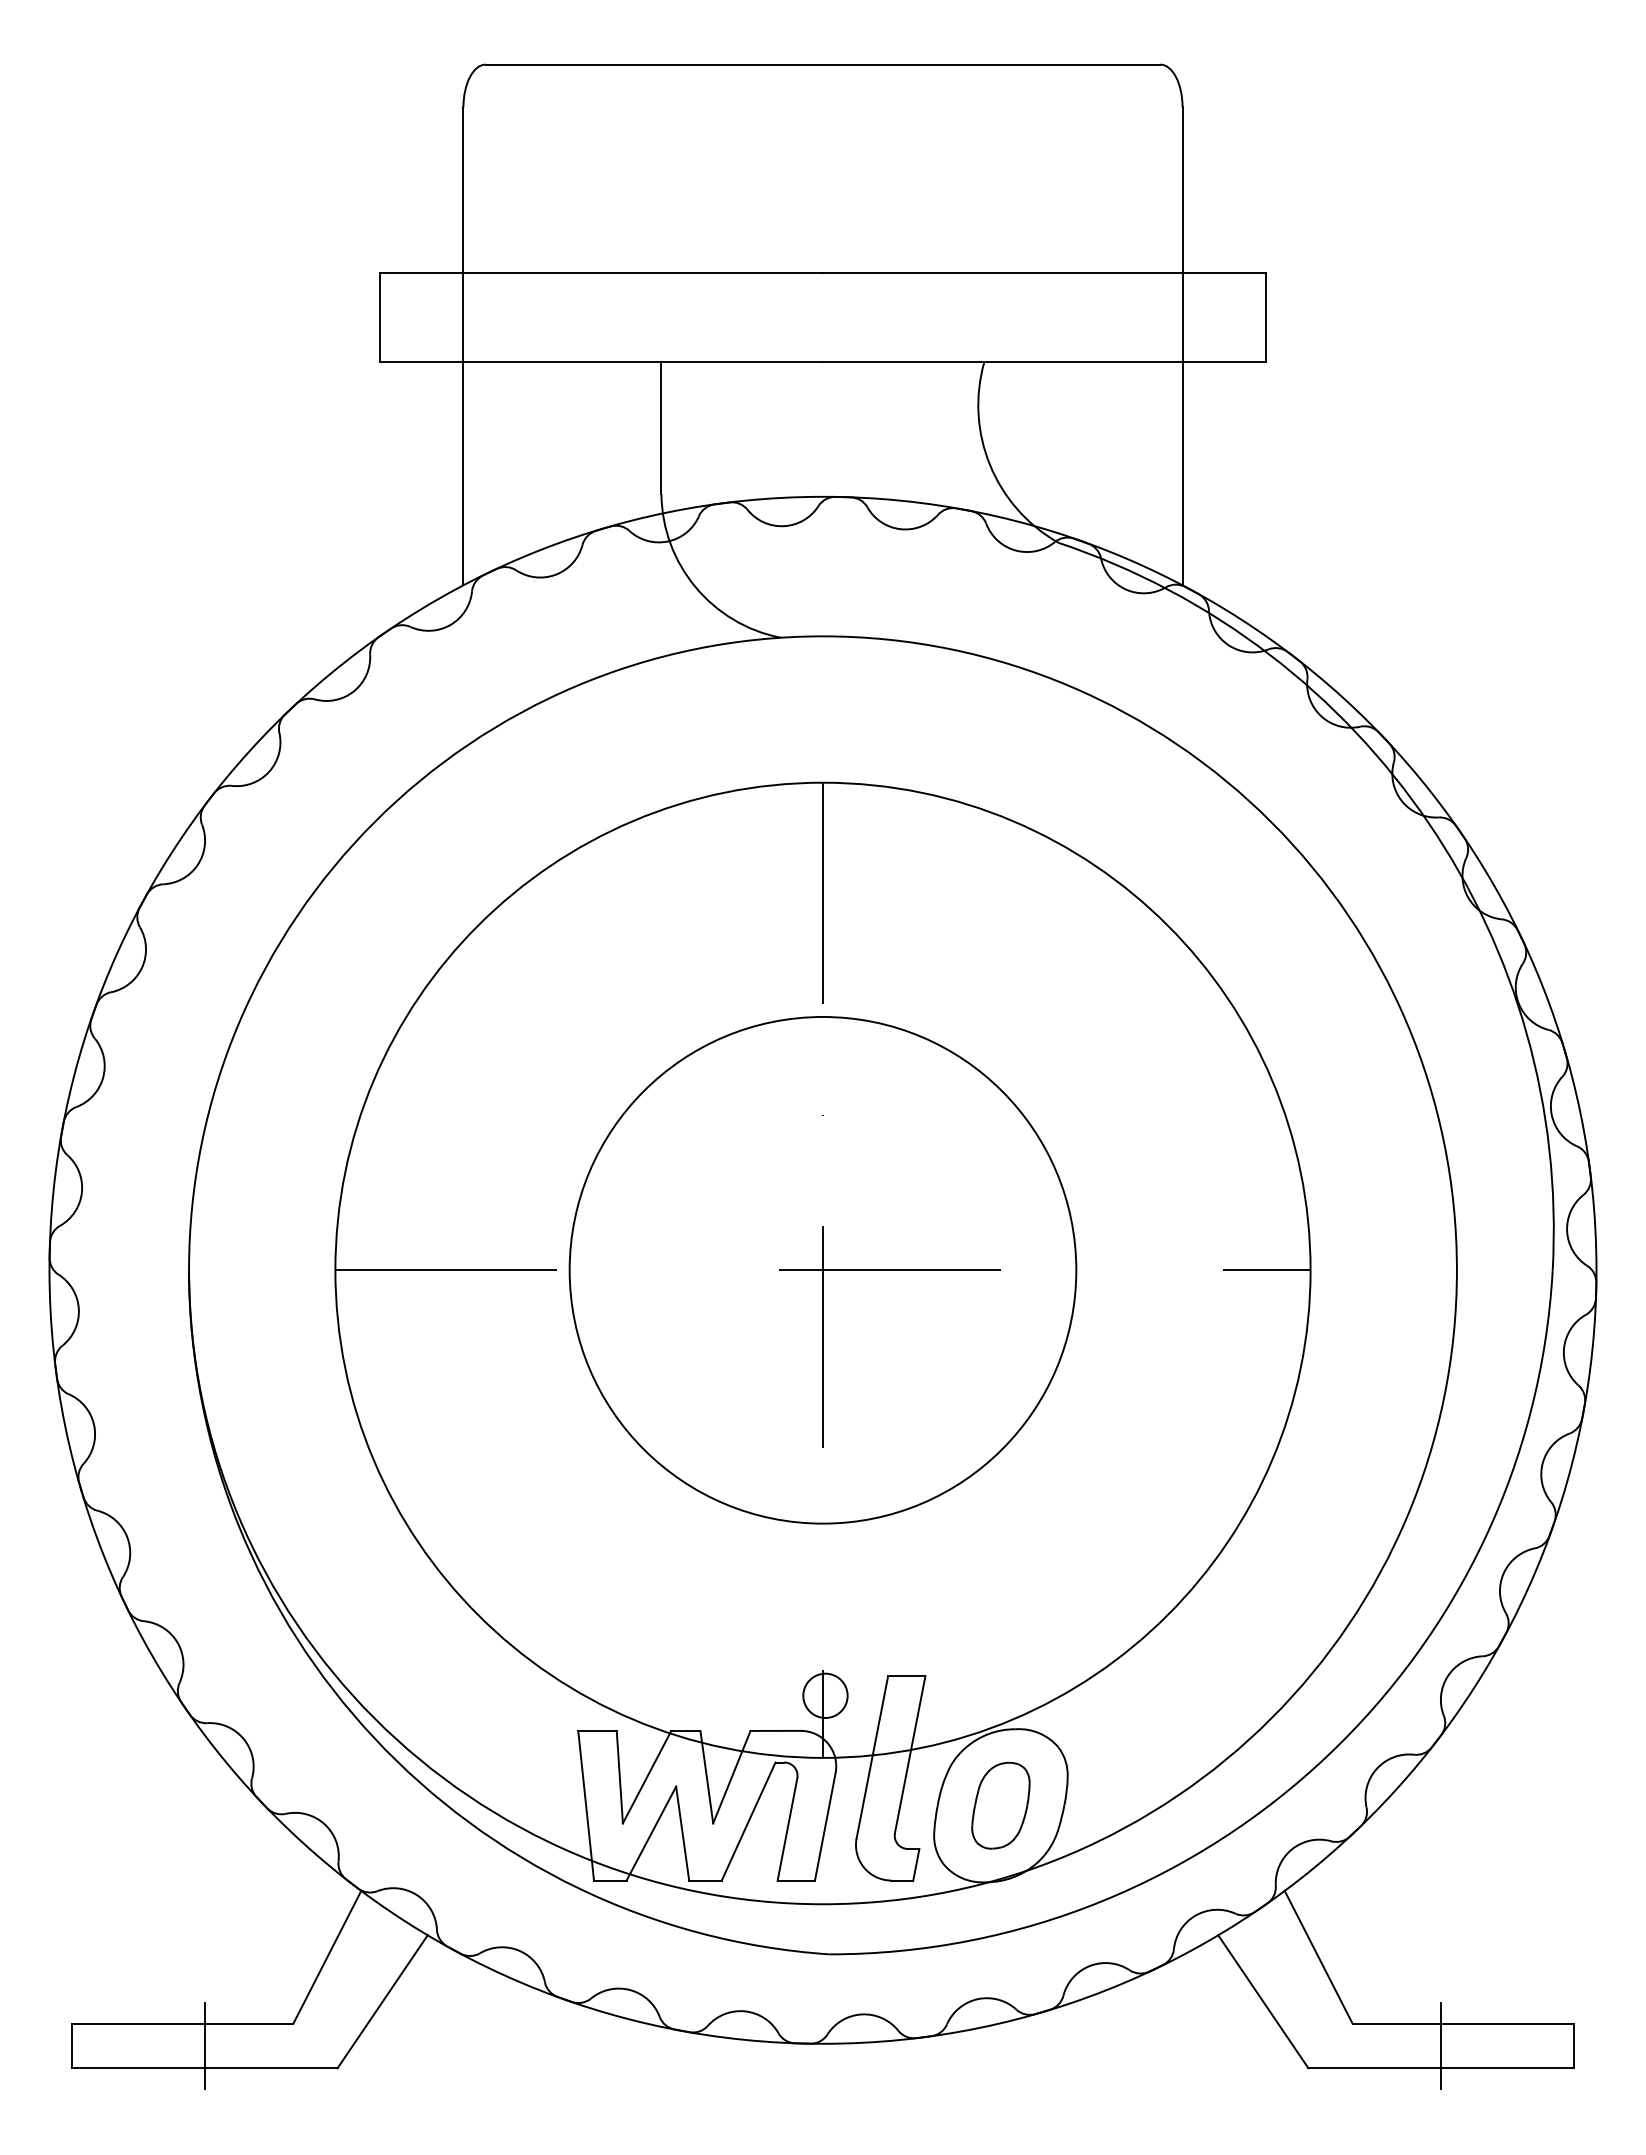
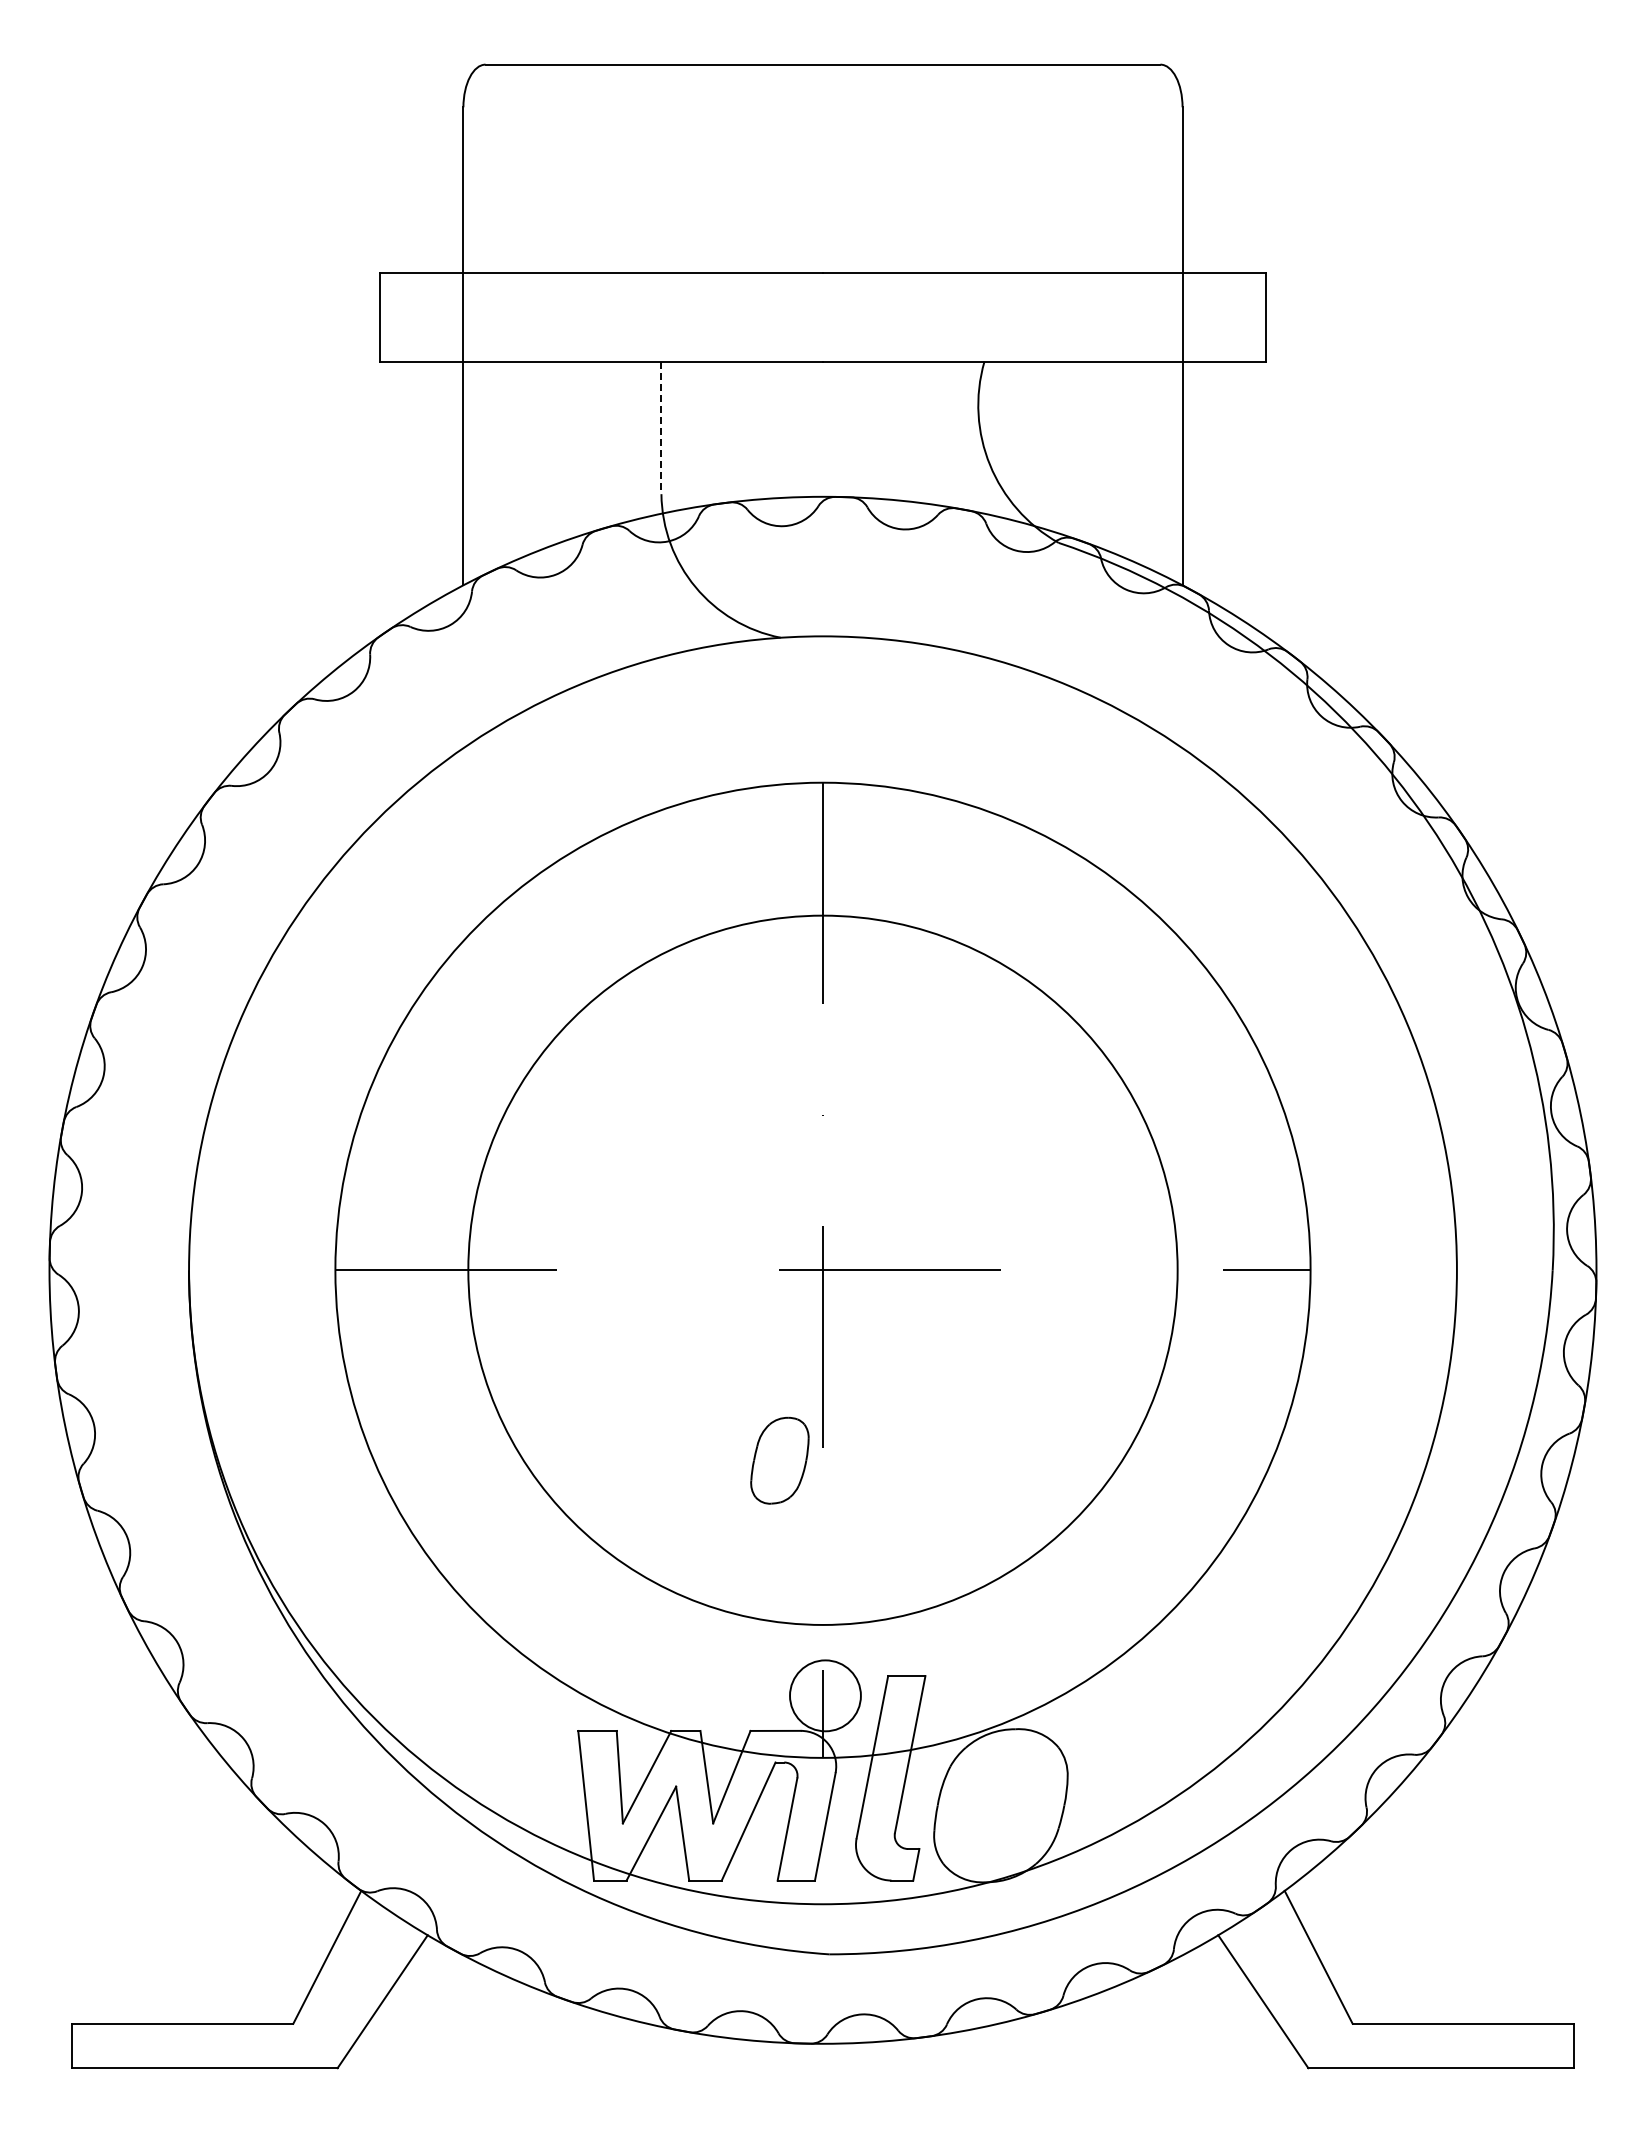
line: solid -> dashed (661, 428)
circle diameter: 507 px -> 709 px (822, 1269)
circle diameter: 44 px -> 71 px (825, 1695)
part position: (1000, 1805) -> (779, 1460) (779, 1460)
line: present -> none (204, 2045)
line: present -> none (1441, 2045)
